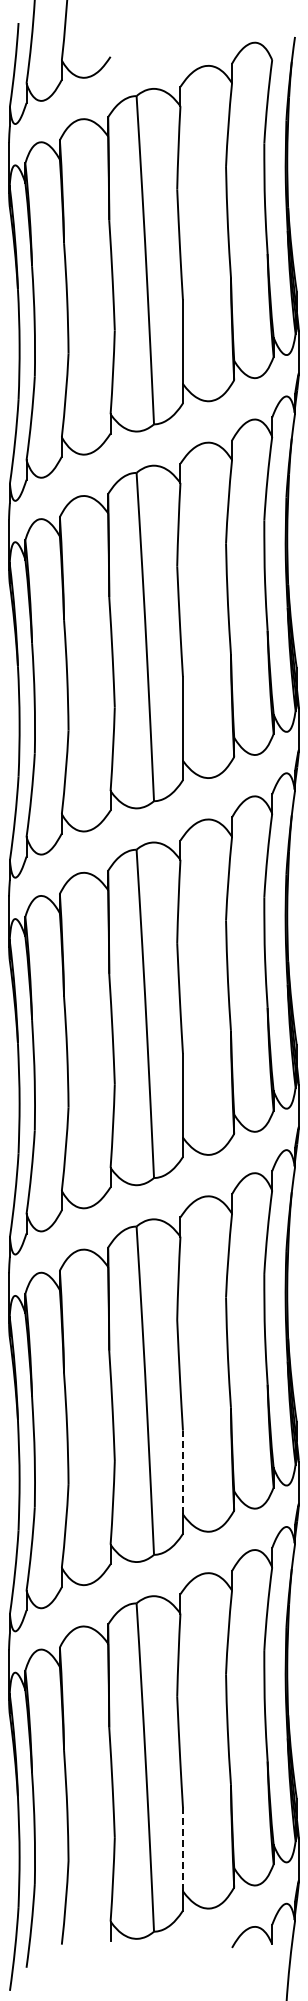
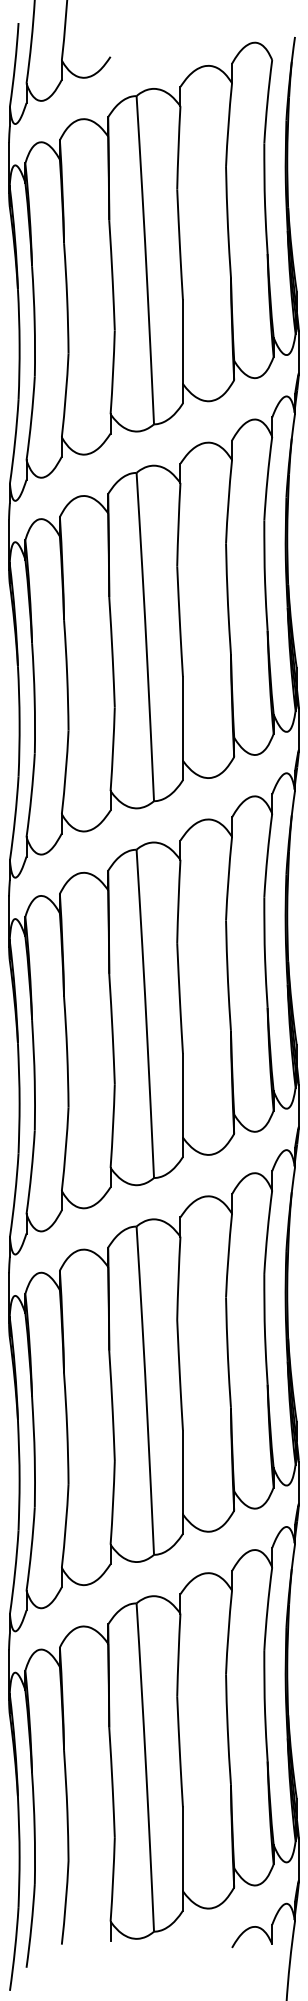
line: dashed -> solid (182, 1472)
line: dashed -> solid (182, 1849)
